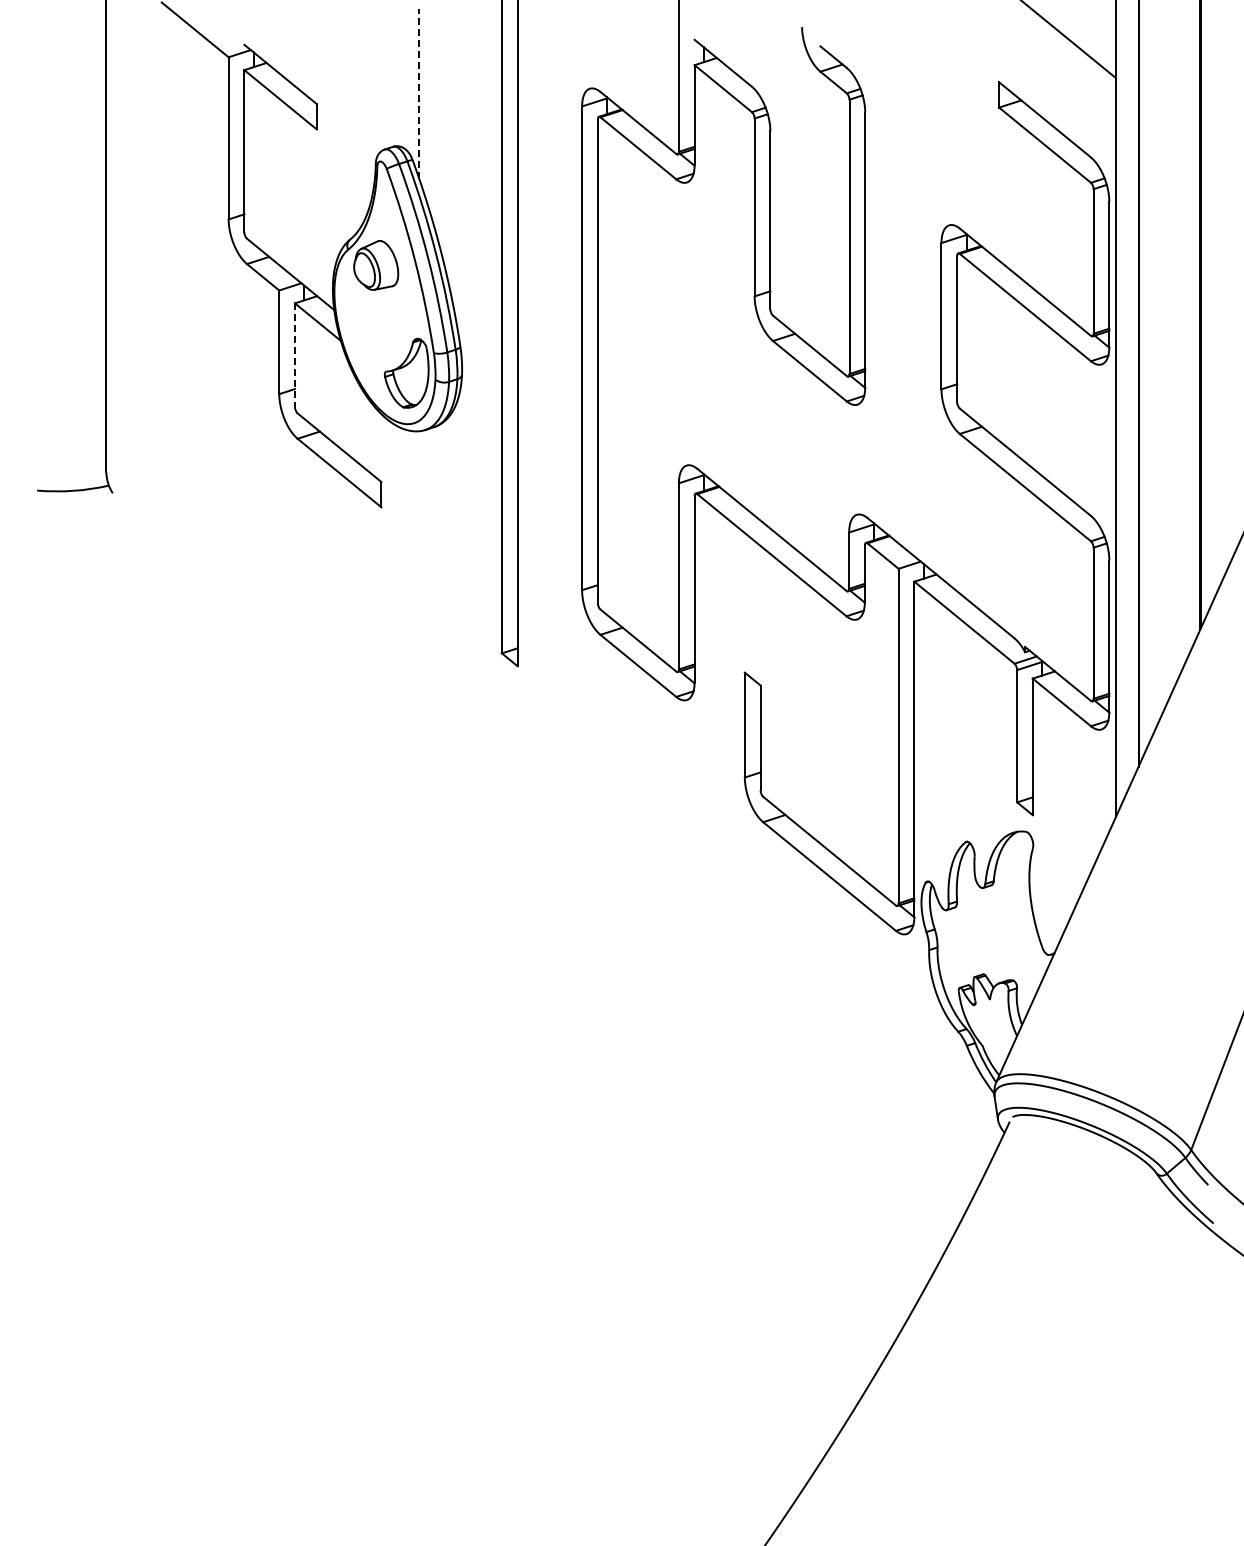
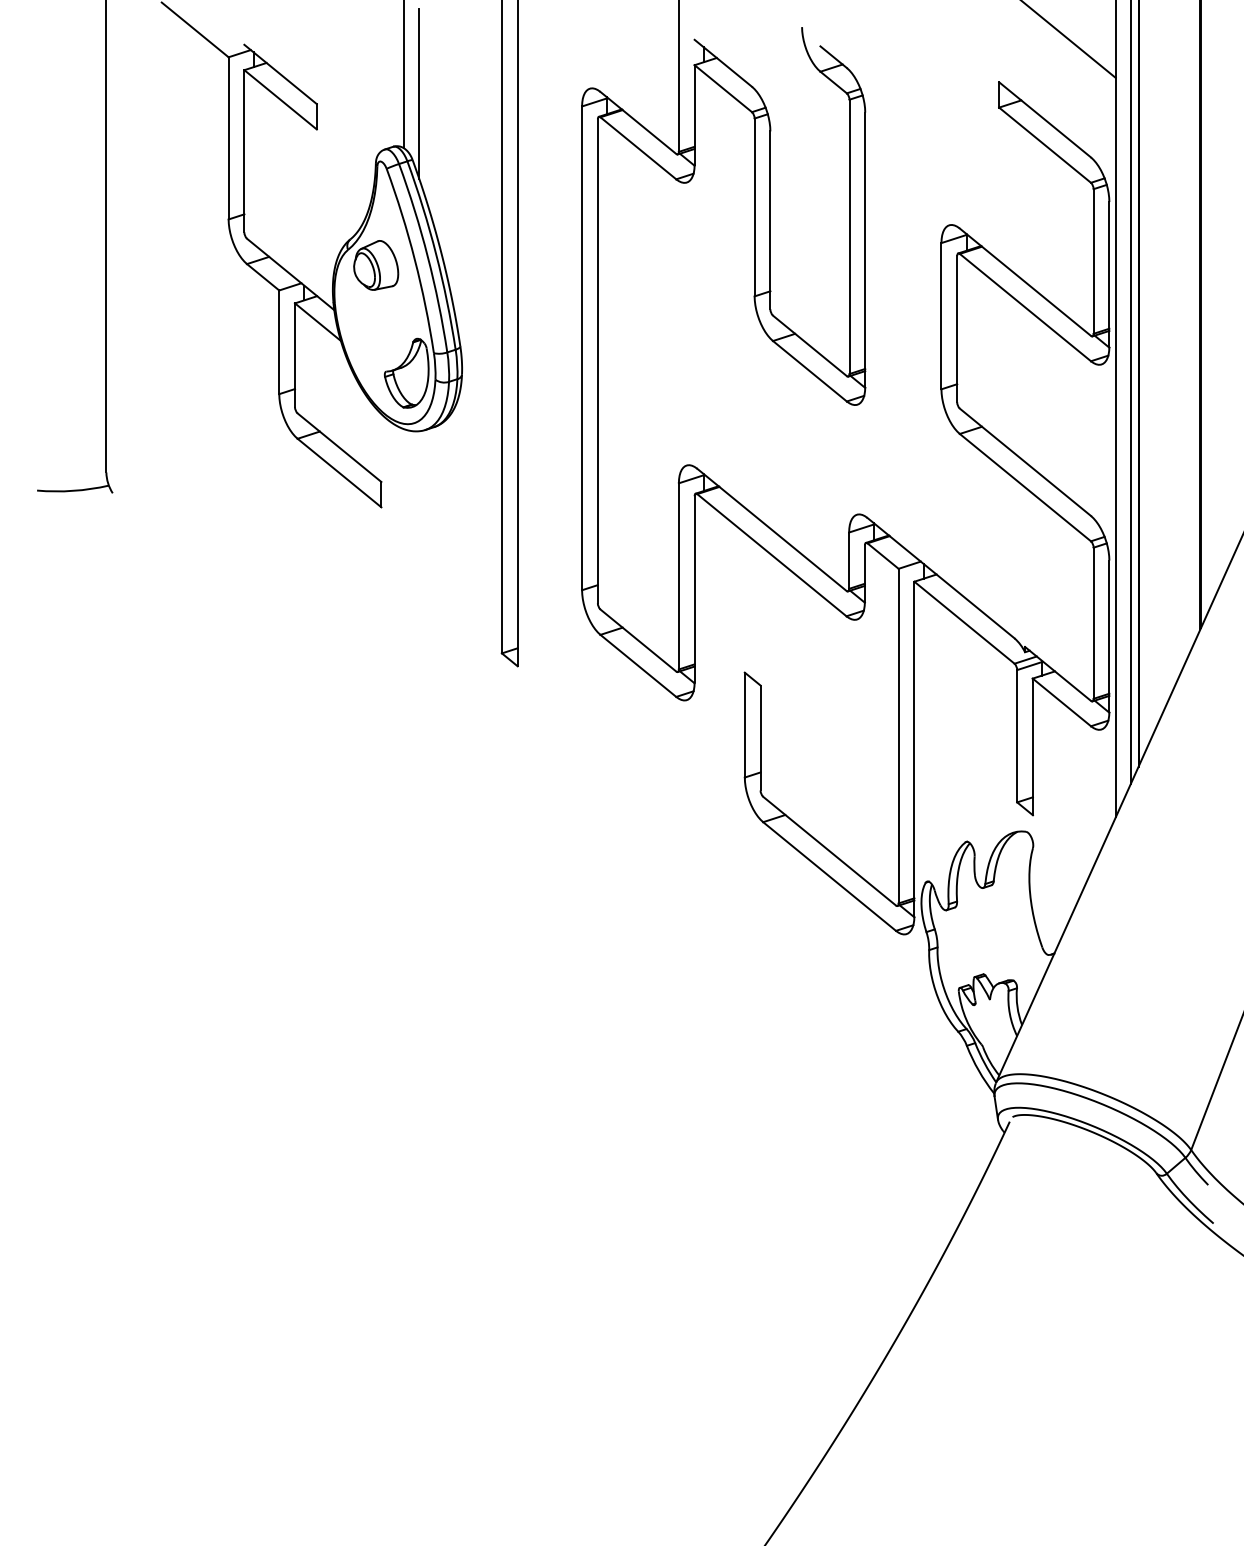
line: none -> present (403, 75)
line: dashed -> solid (419, 94)
line: dashed -> solid (295, 355)
line: none -> present (1131, 392)
